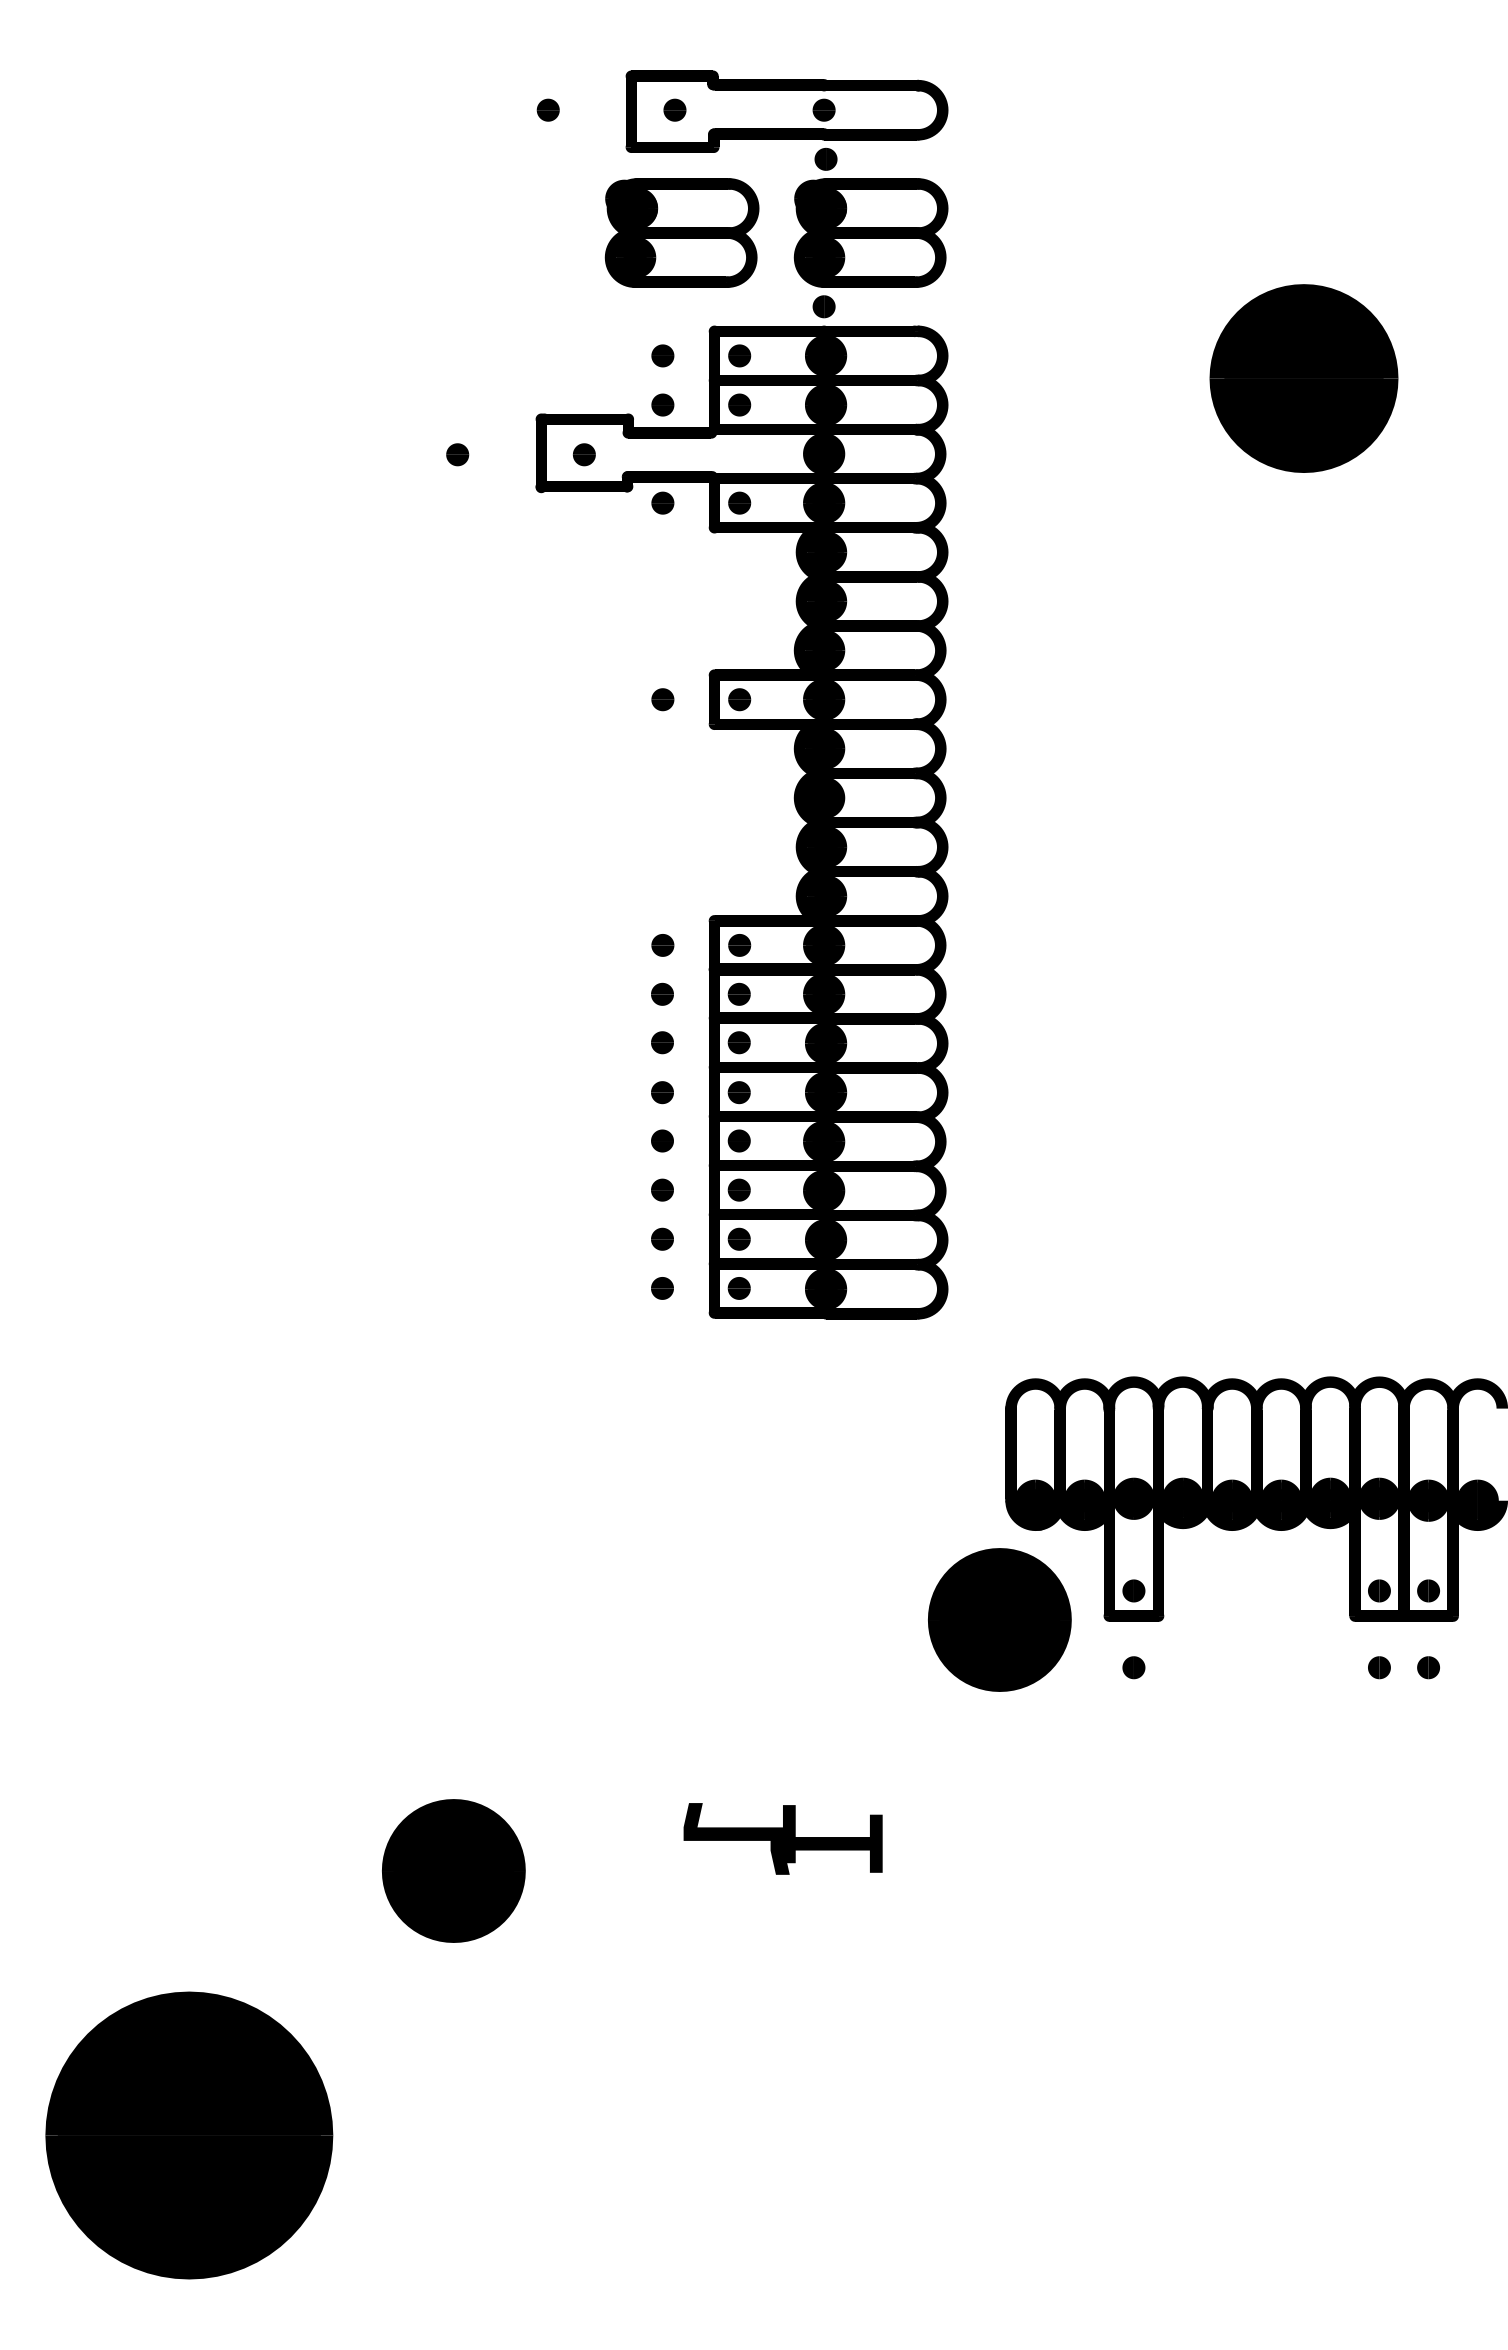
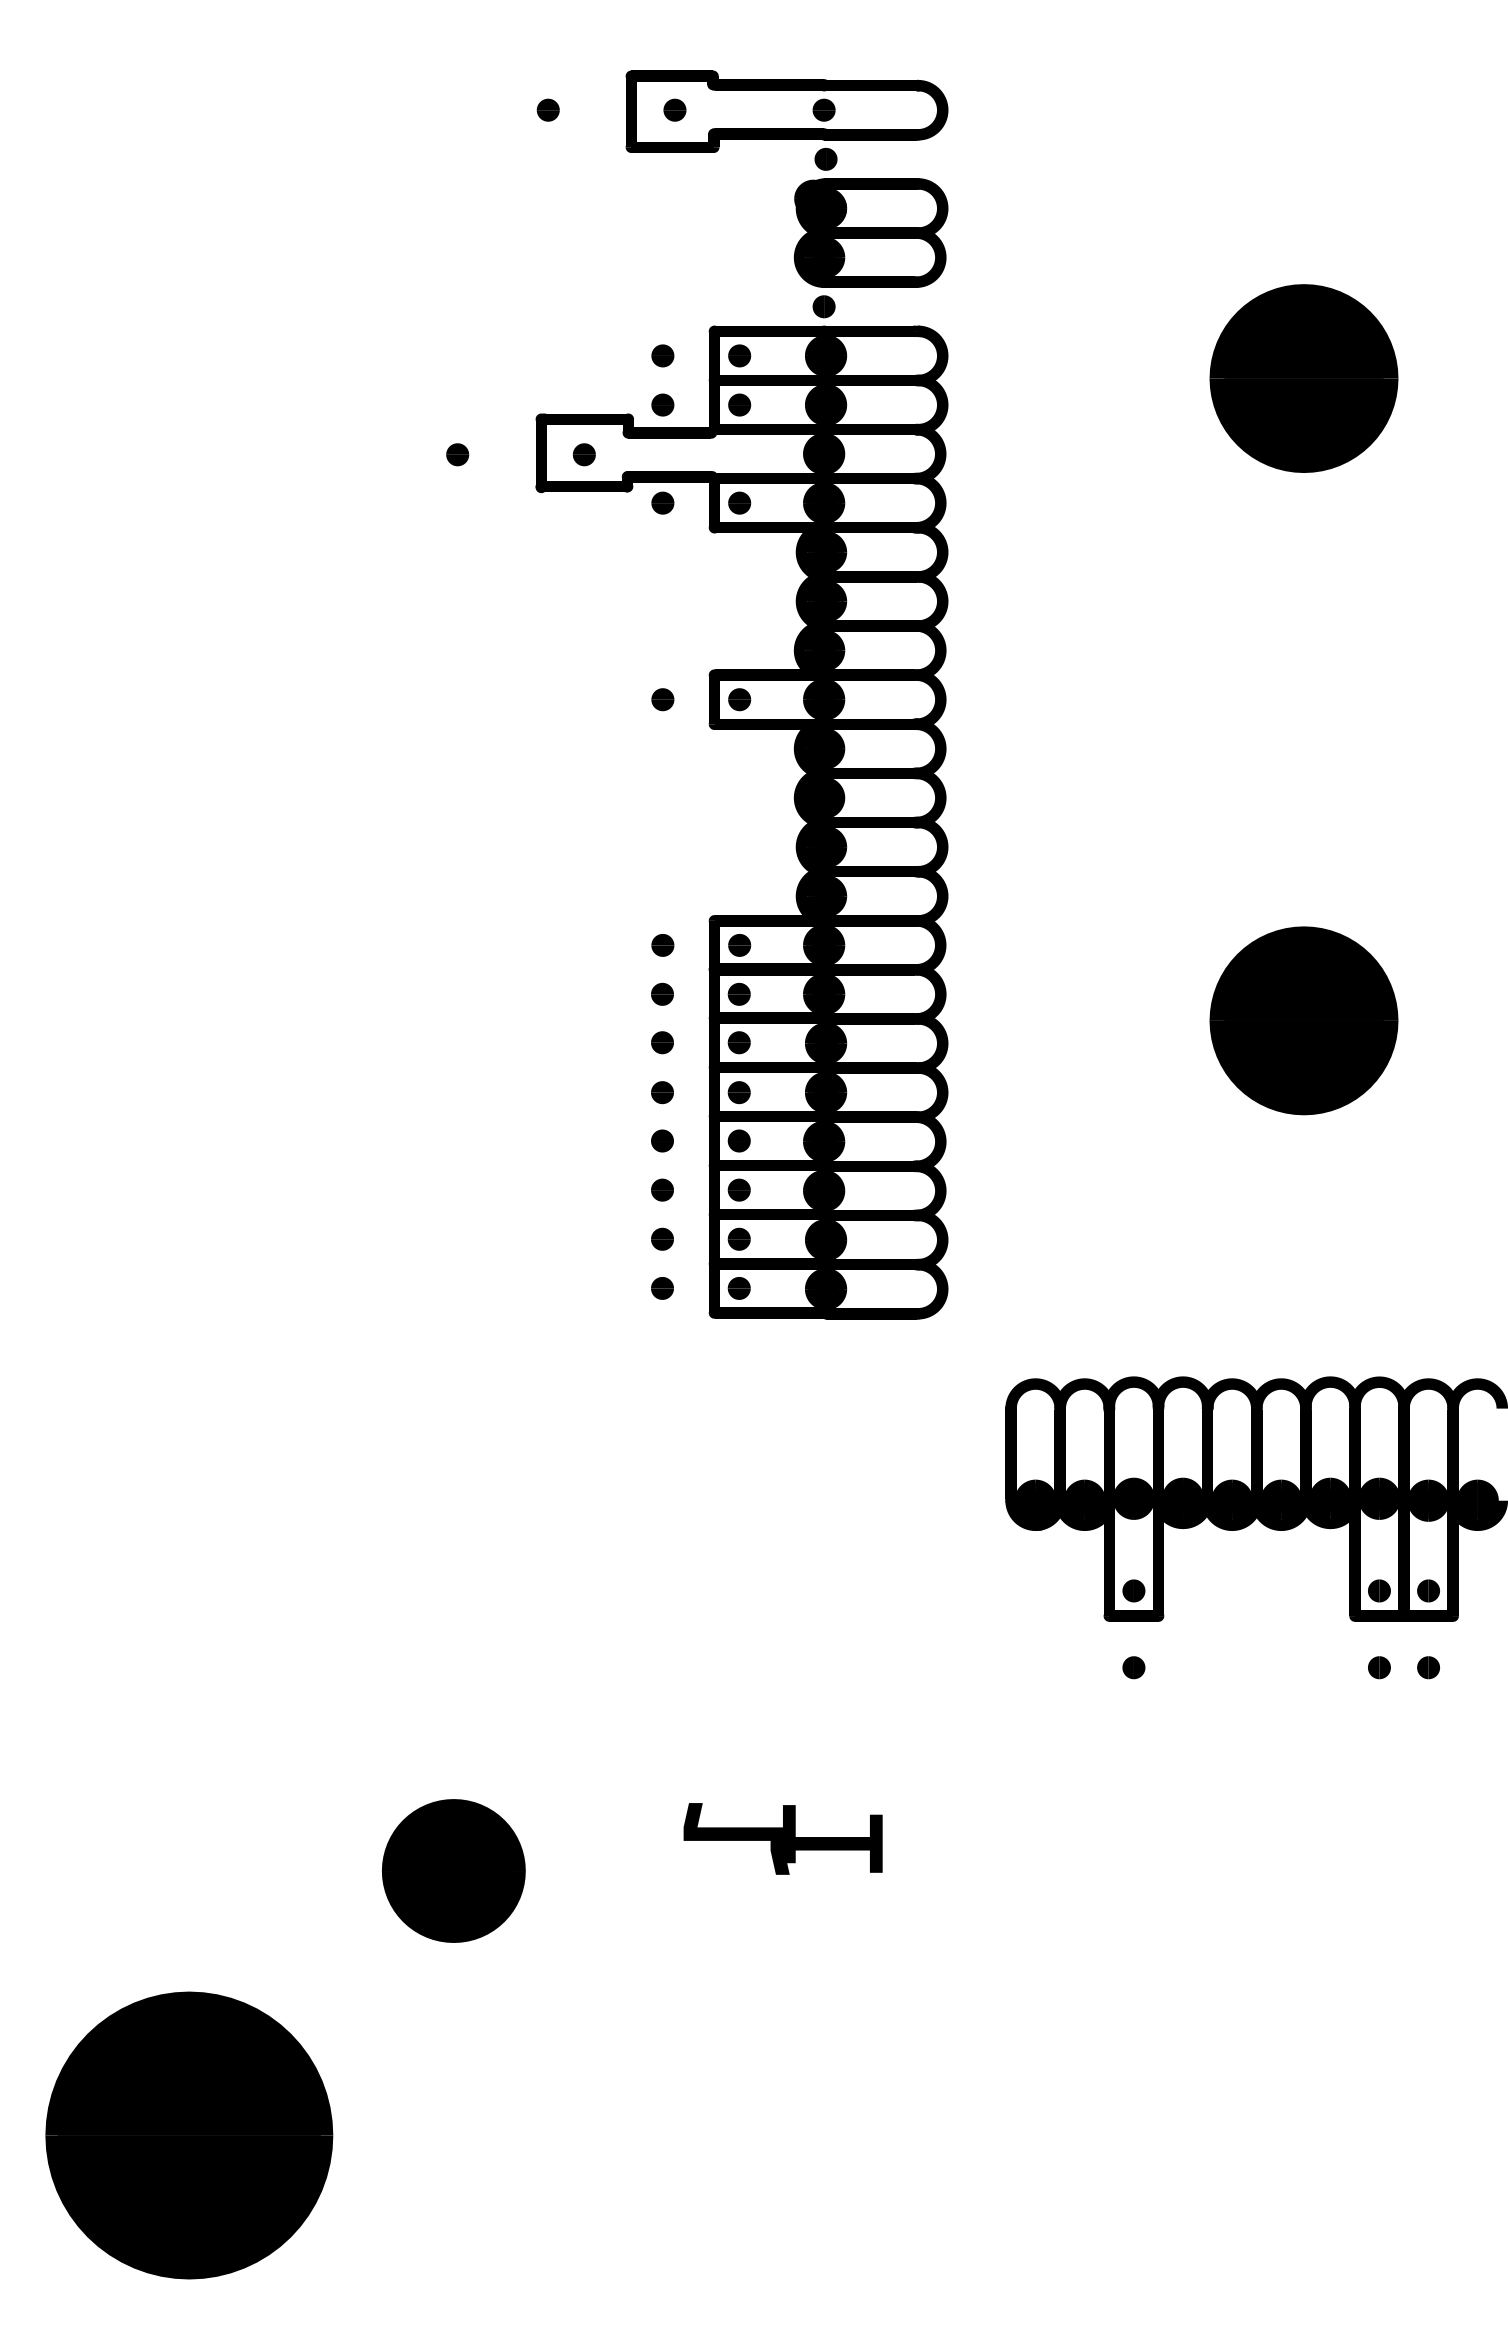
part: present -> none (681, 232)
part: none -> present (1303, 1020)
part: present -> none (999, 1619)
